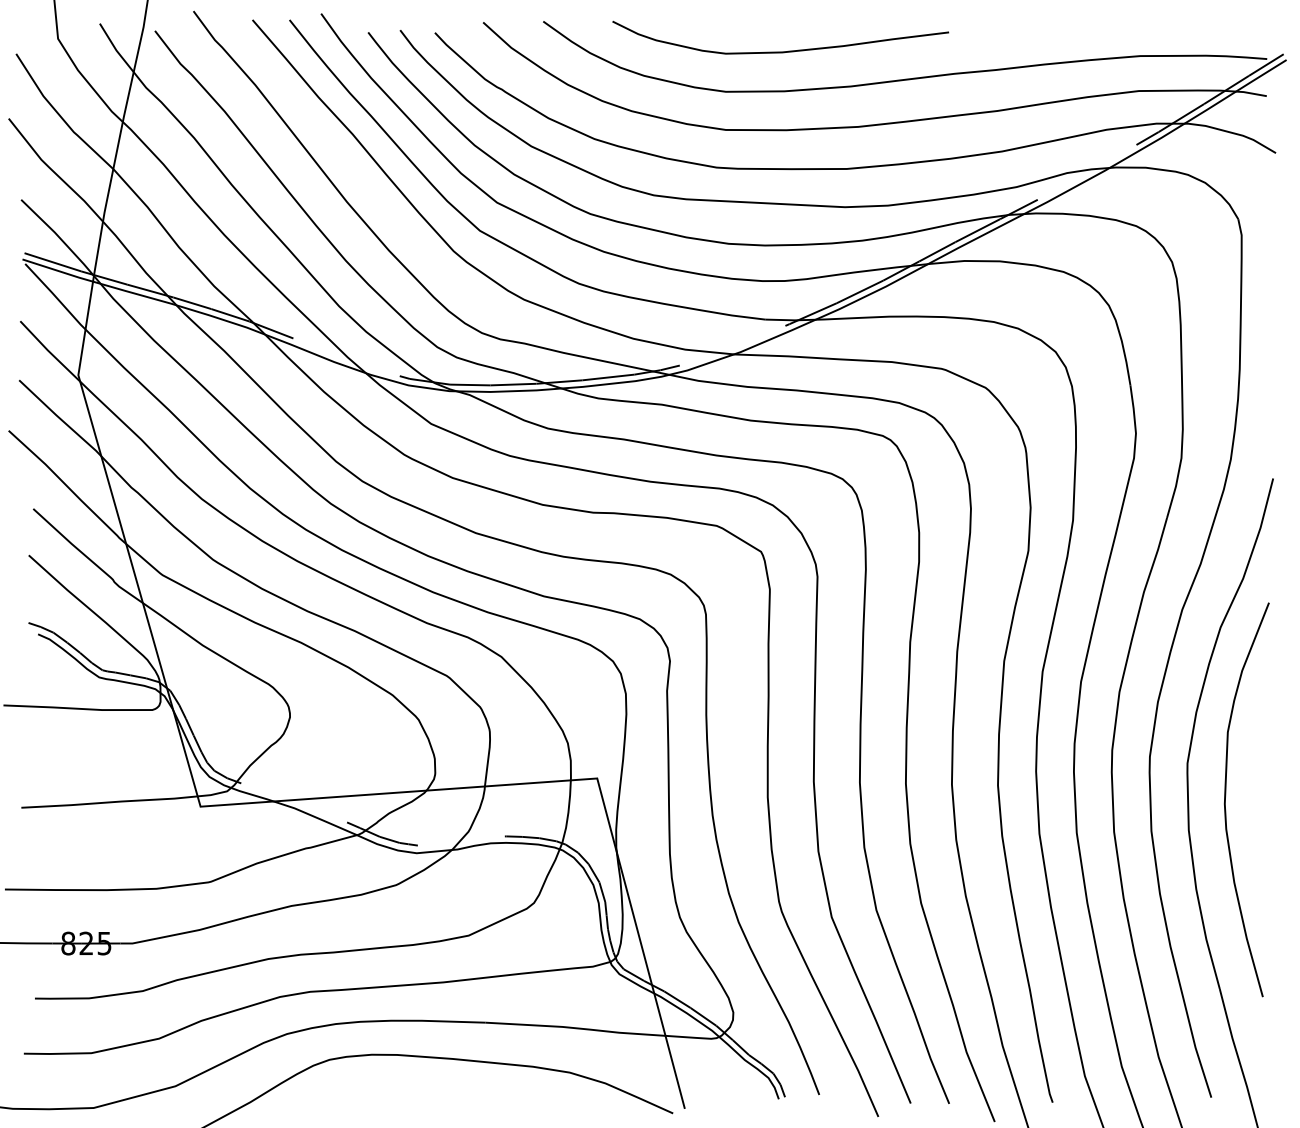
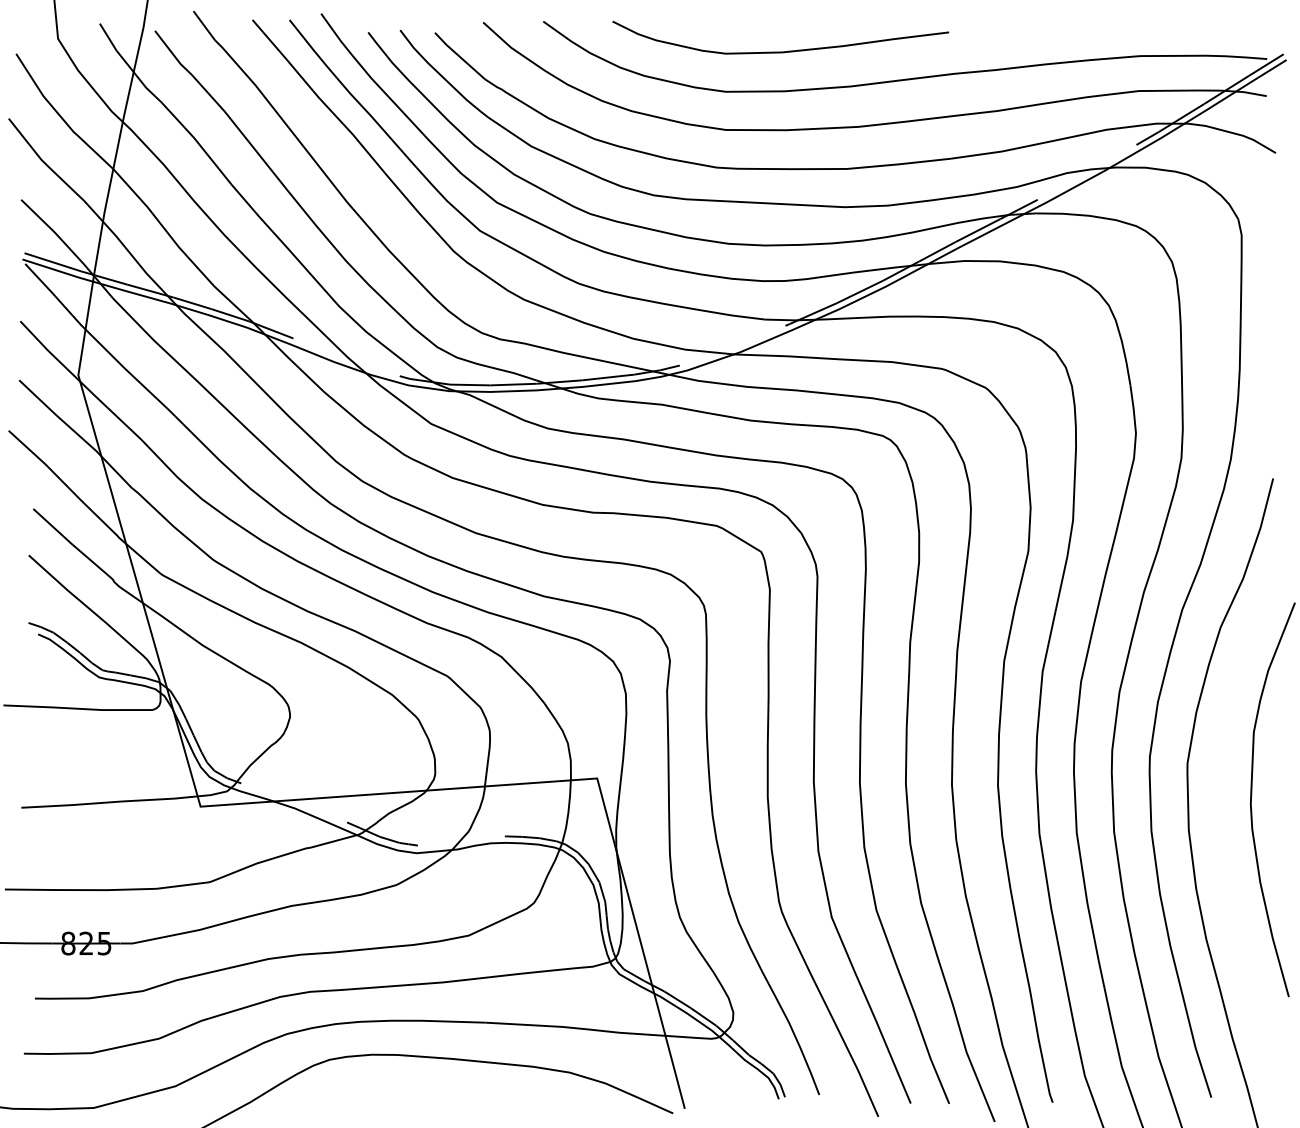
curve position: (1226, 795) -> (1252, 795) (1252, 795)
